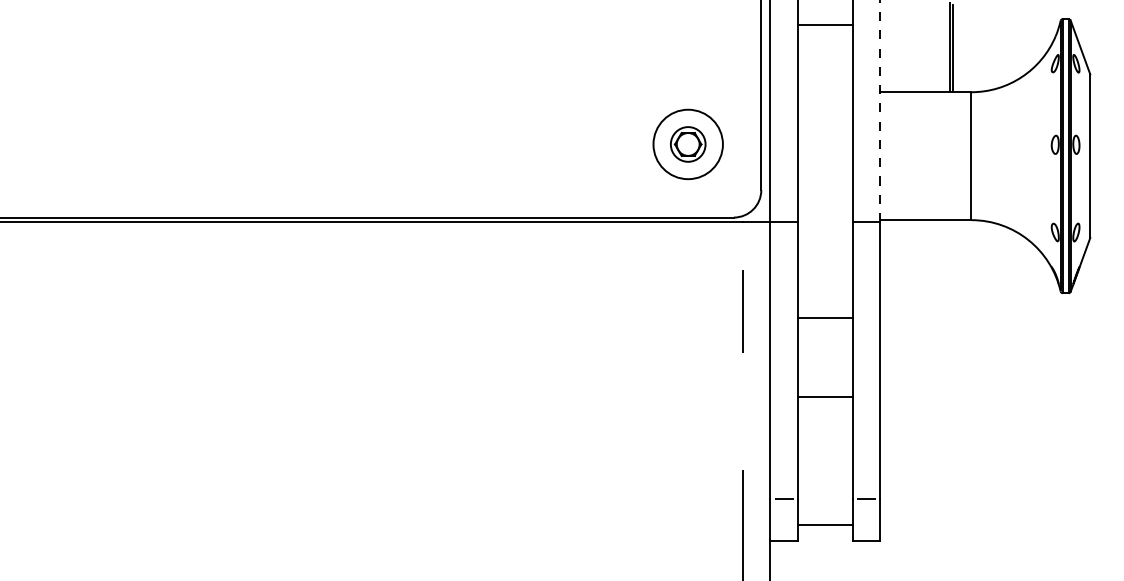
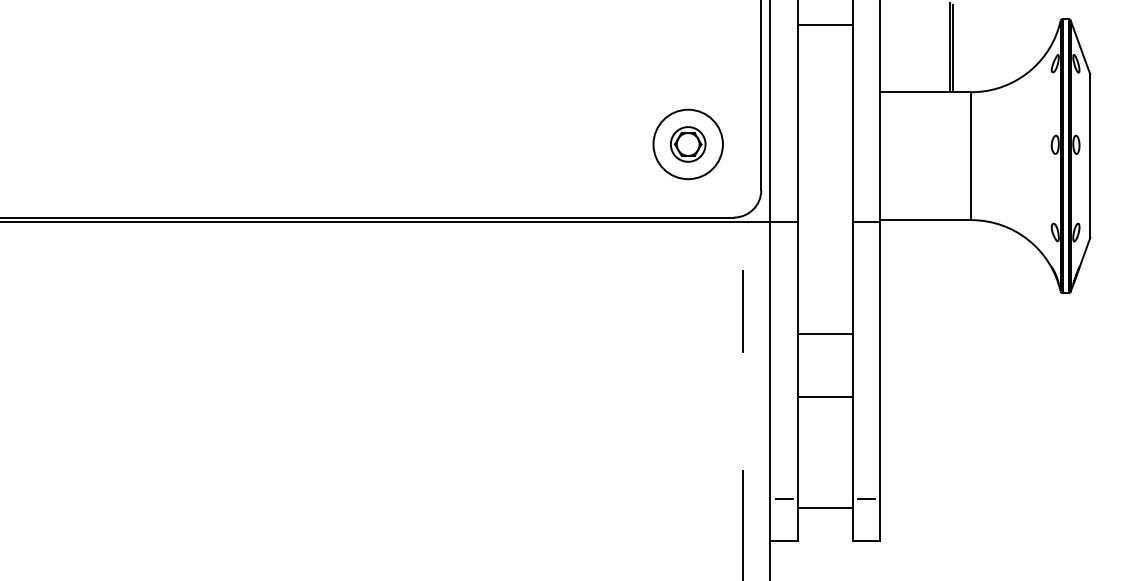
line: dashed -> solid (880, 111)
line position: (824, 317) -> (824, 333) (824, 333)
line position: (824, 525) -> (824, 508) (824, 508)
